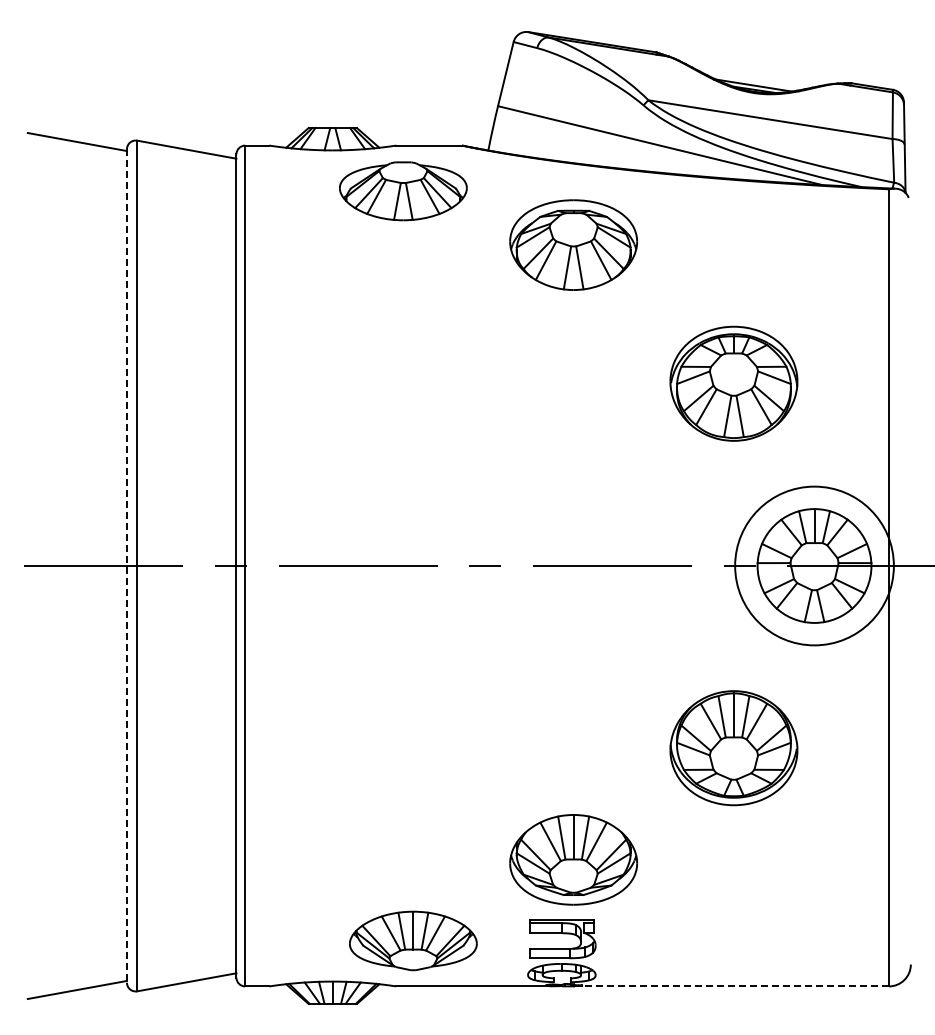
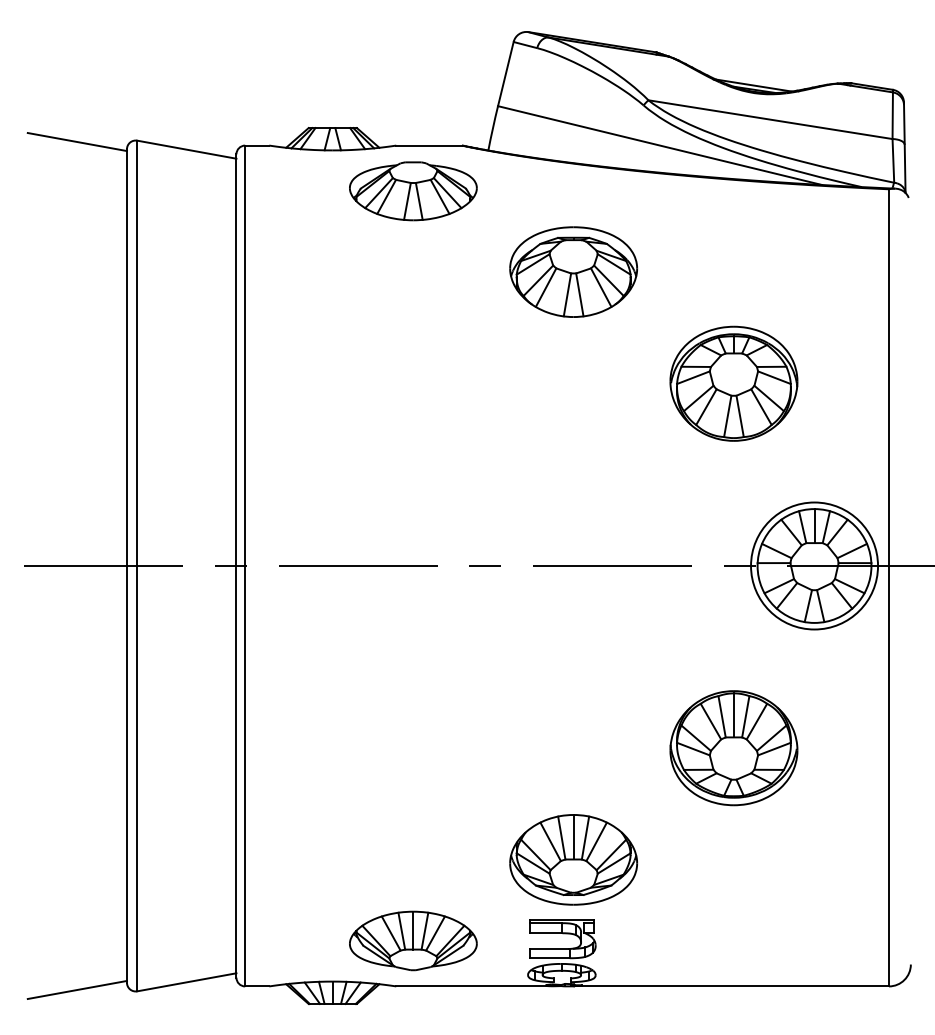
part position: (403, 191) -> (413, 191) (413, 191)
part position: (573, 244) -> (573, 271) (573, 271)
circle diameter: 159 px -> 127 px (814, 565)
line: dashed -> solid (126, 566)
line: dashed -> solid (732, 986)
